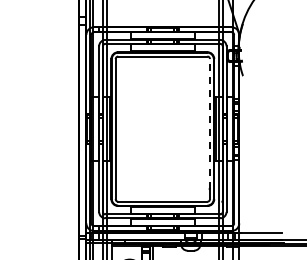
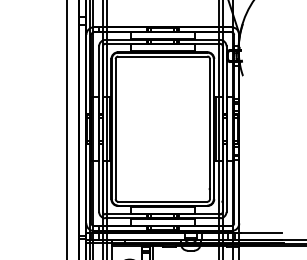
line: dashed -> solid (209, 123)
line: none -> present (67, 129)
